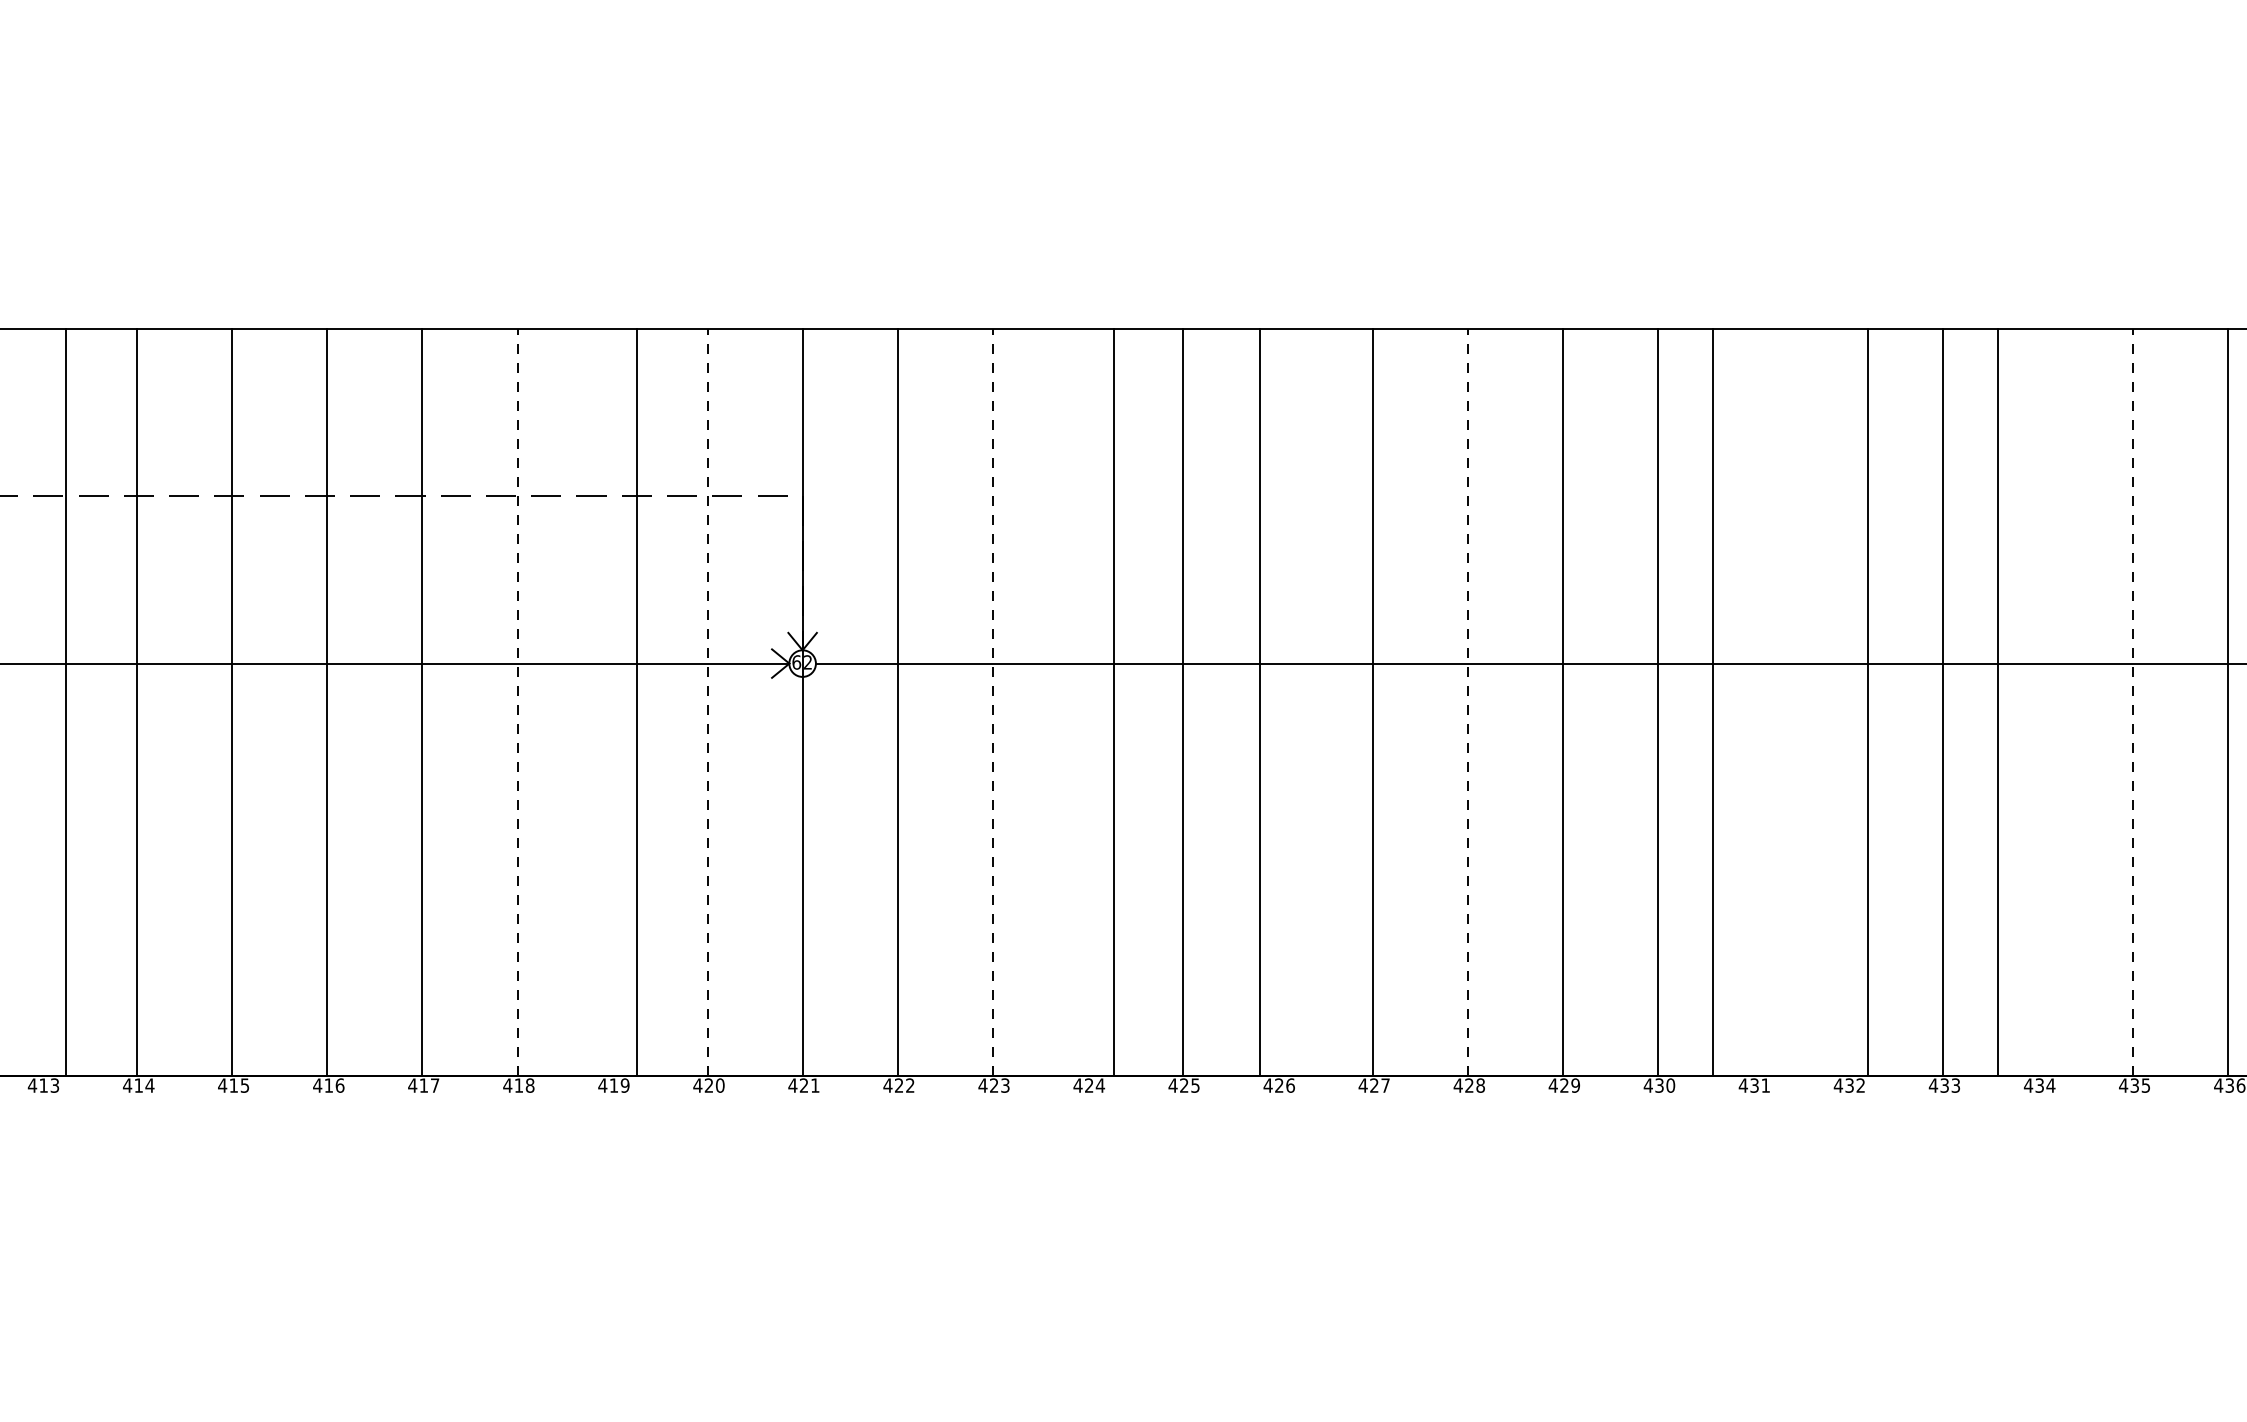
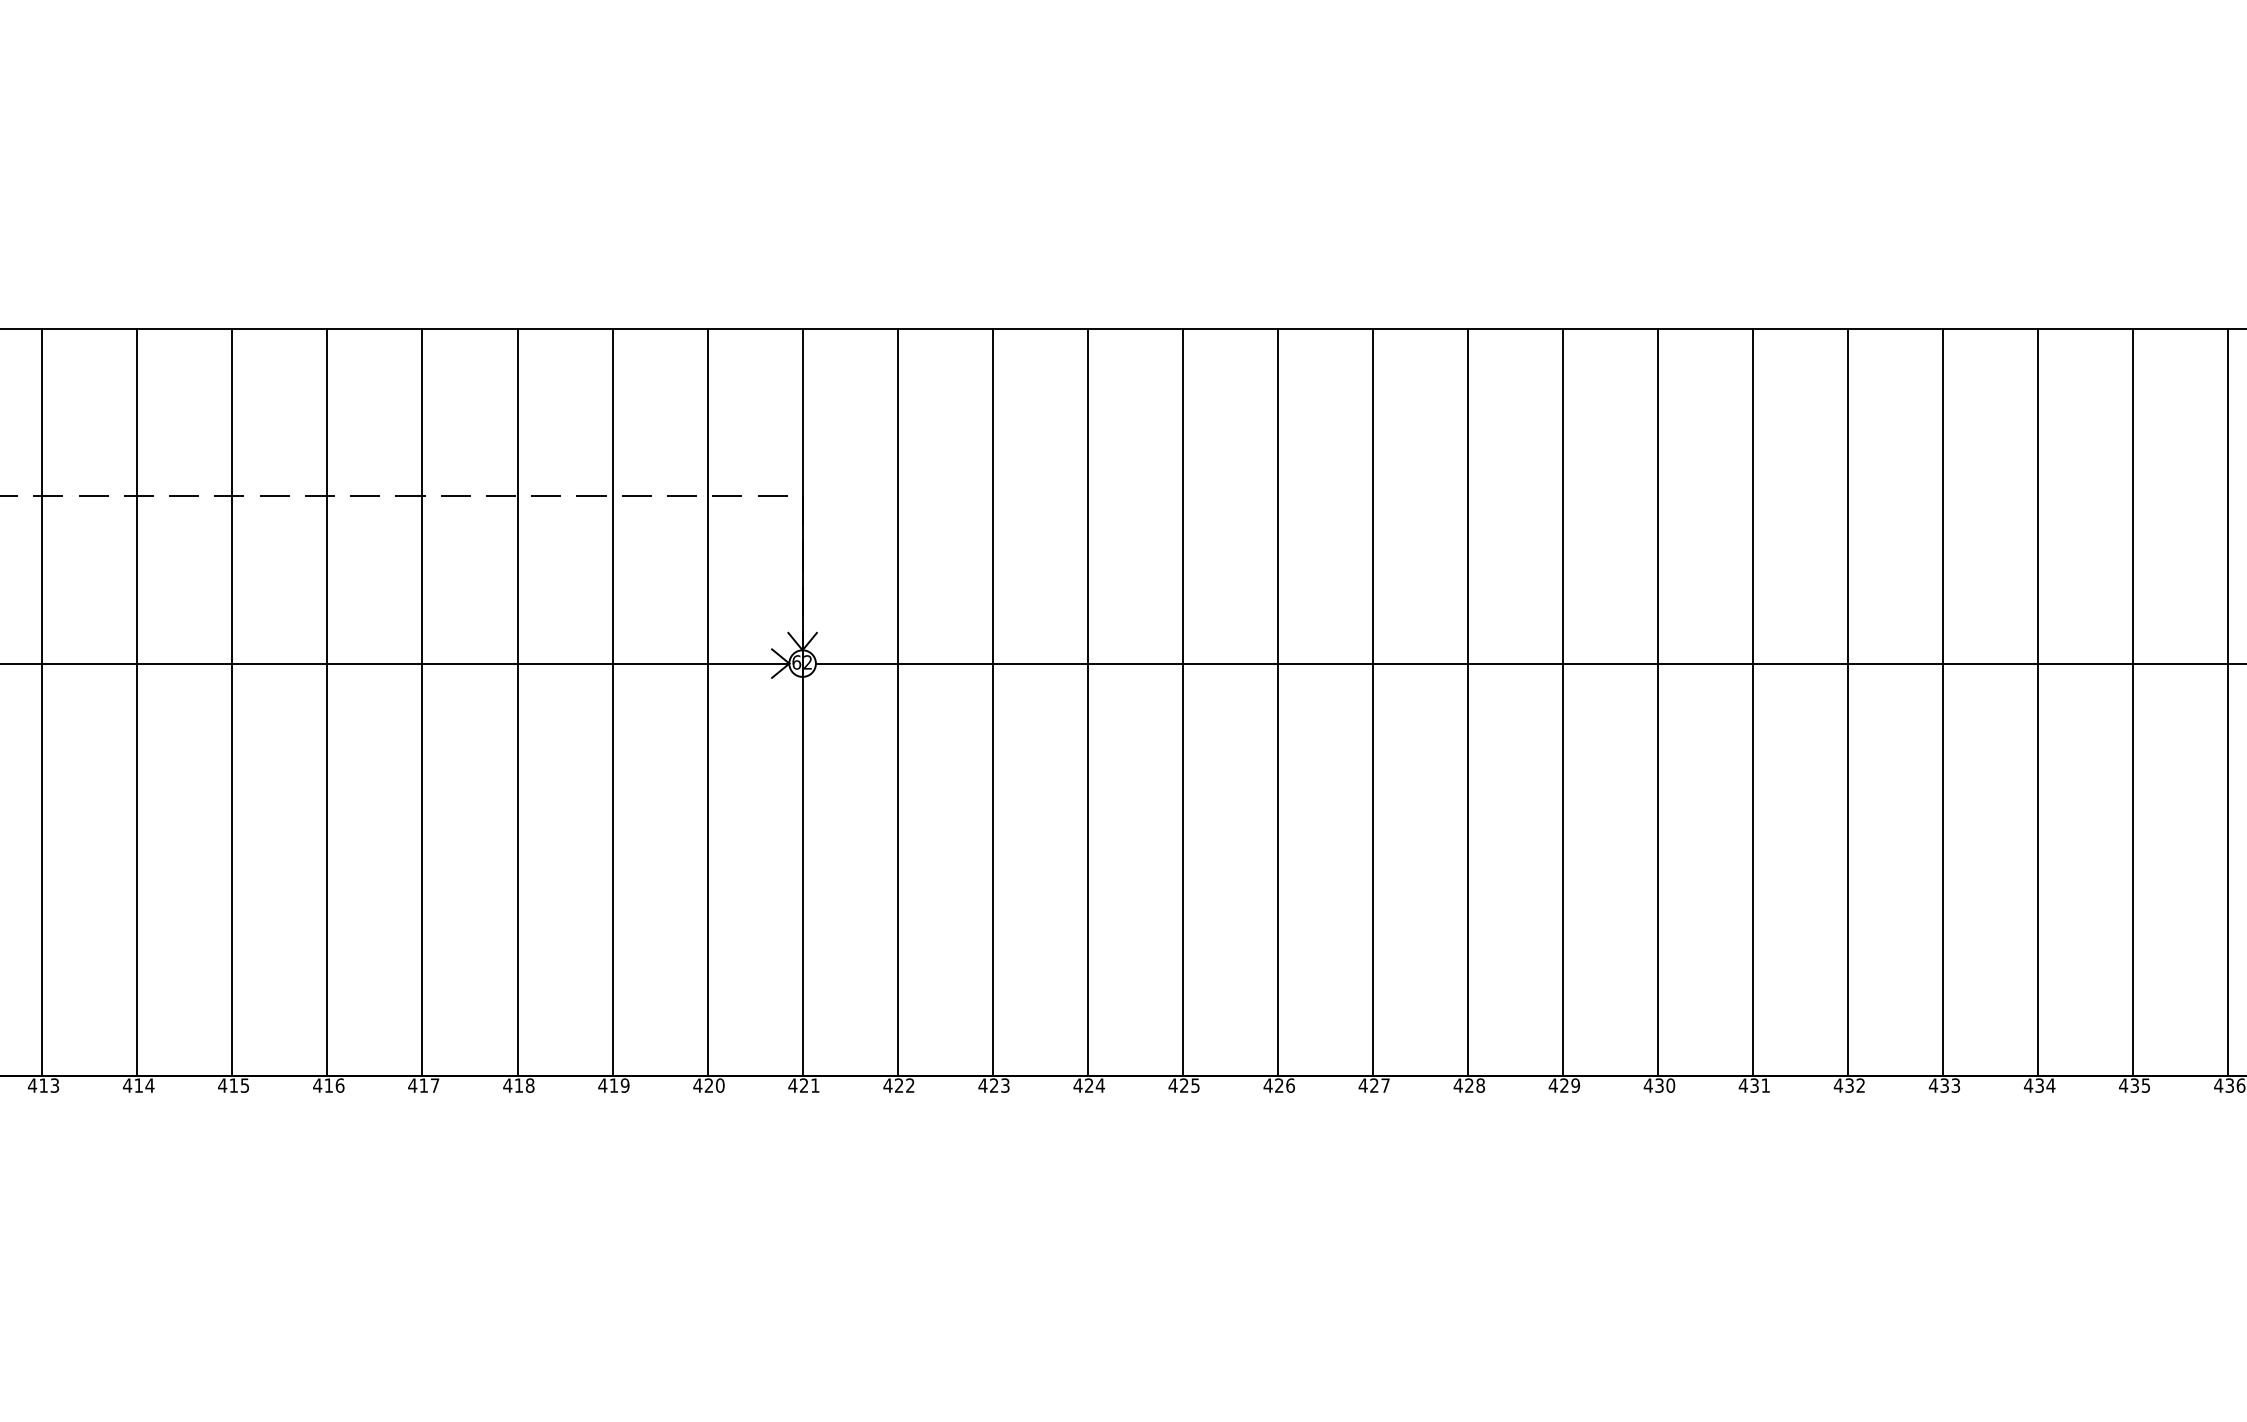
line position: (66, 701) -> (42, 701) (42, 701)
line: dashed -> solid (517, 701)
line position: (636, 701) -> (612, 701) (612, 701)
line: dashed -> solid (707, 701)
line: dashed -> solid (992, 701)
line position: (1113, 701) -> (1087, 701) (1087, 701)
line position: (1259, 701) -> (1277, 701) (1277, 701)
line: dashed -> solid (1467, 701)
line position: (1713, 701) -> (1753, 701) (1753, 701)
line position: (1868, 701) -> (1848, 701) (1848, 701)
line position: (1998, 701) -> (2038, 701) (2038, 701)
line: dashed -> solid (2133, 701)
